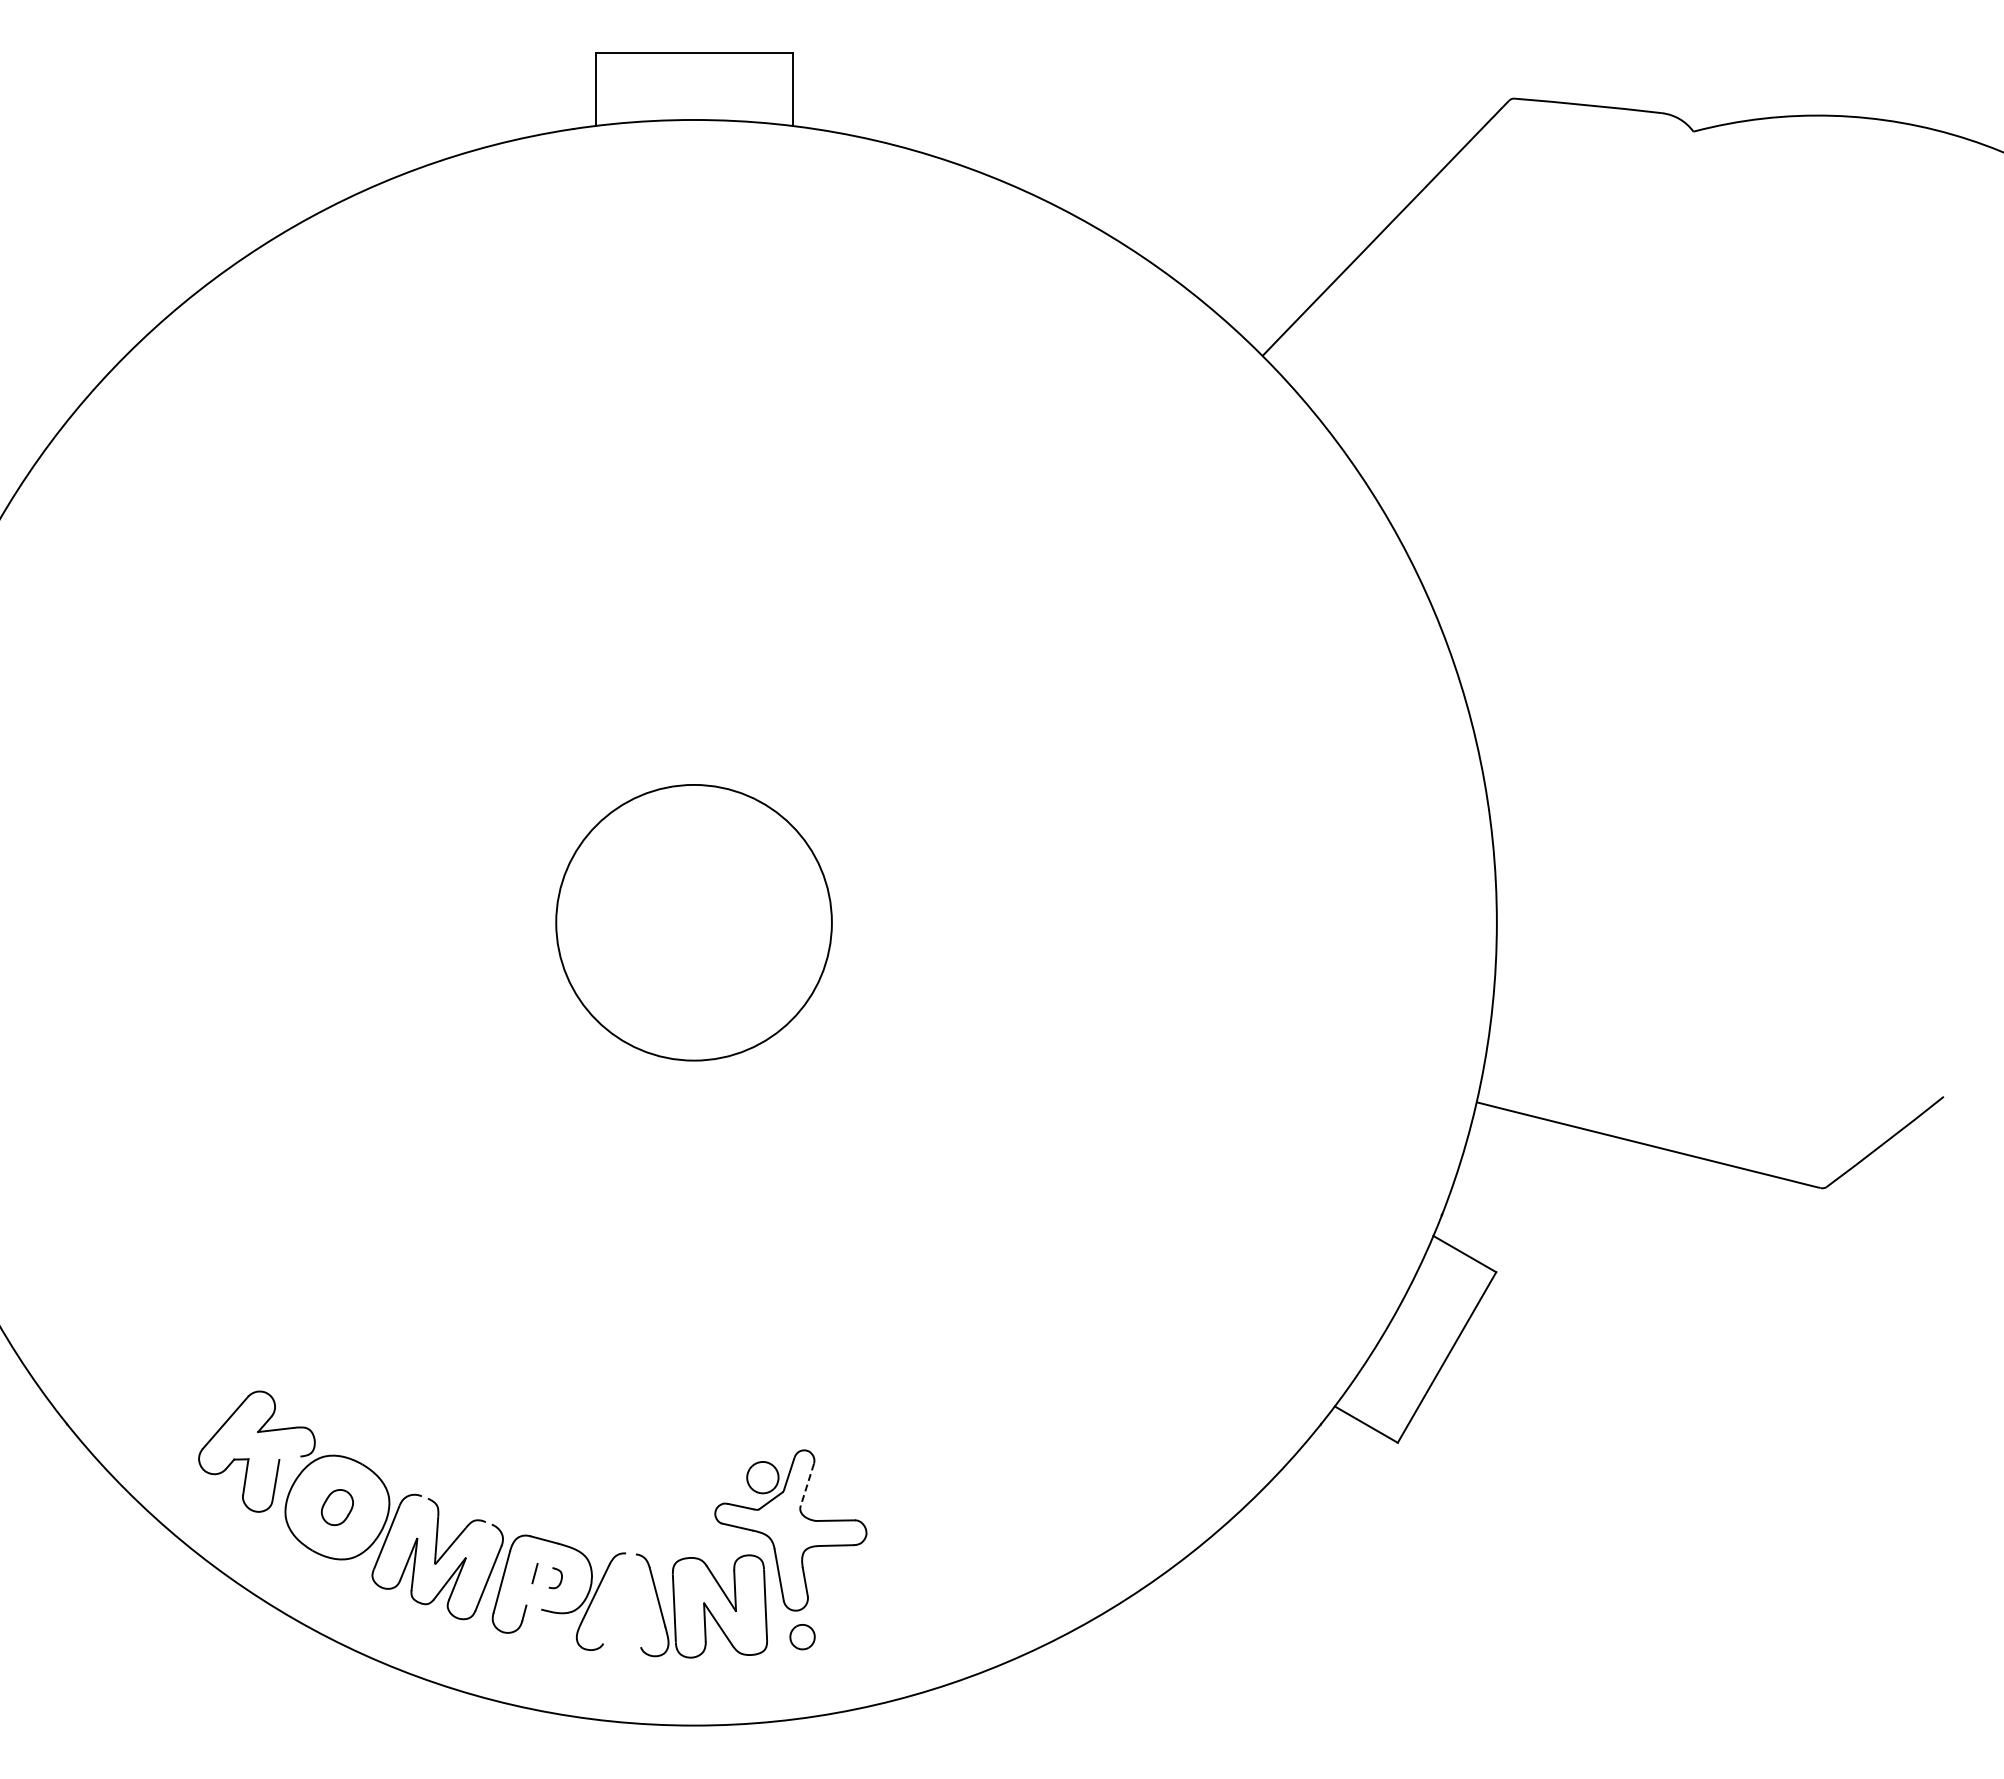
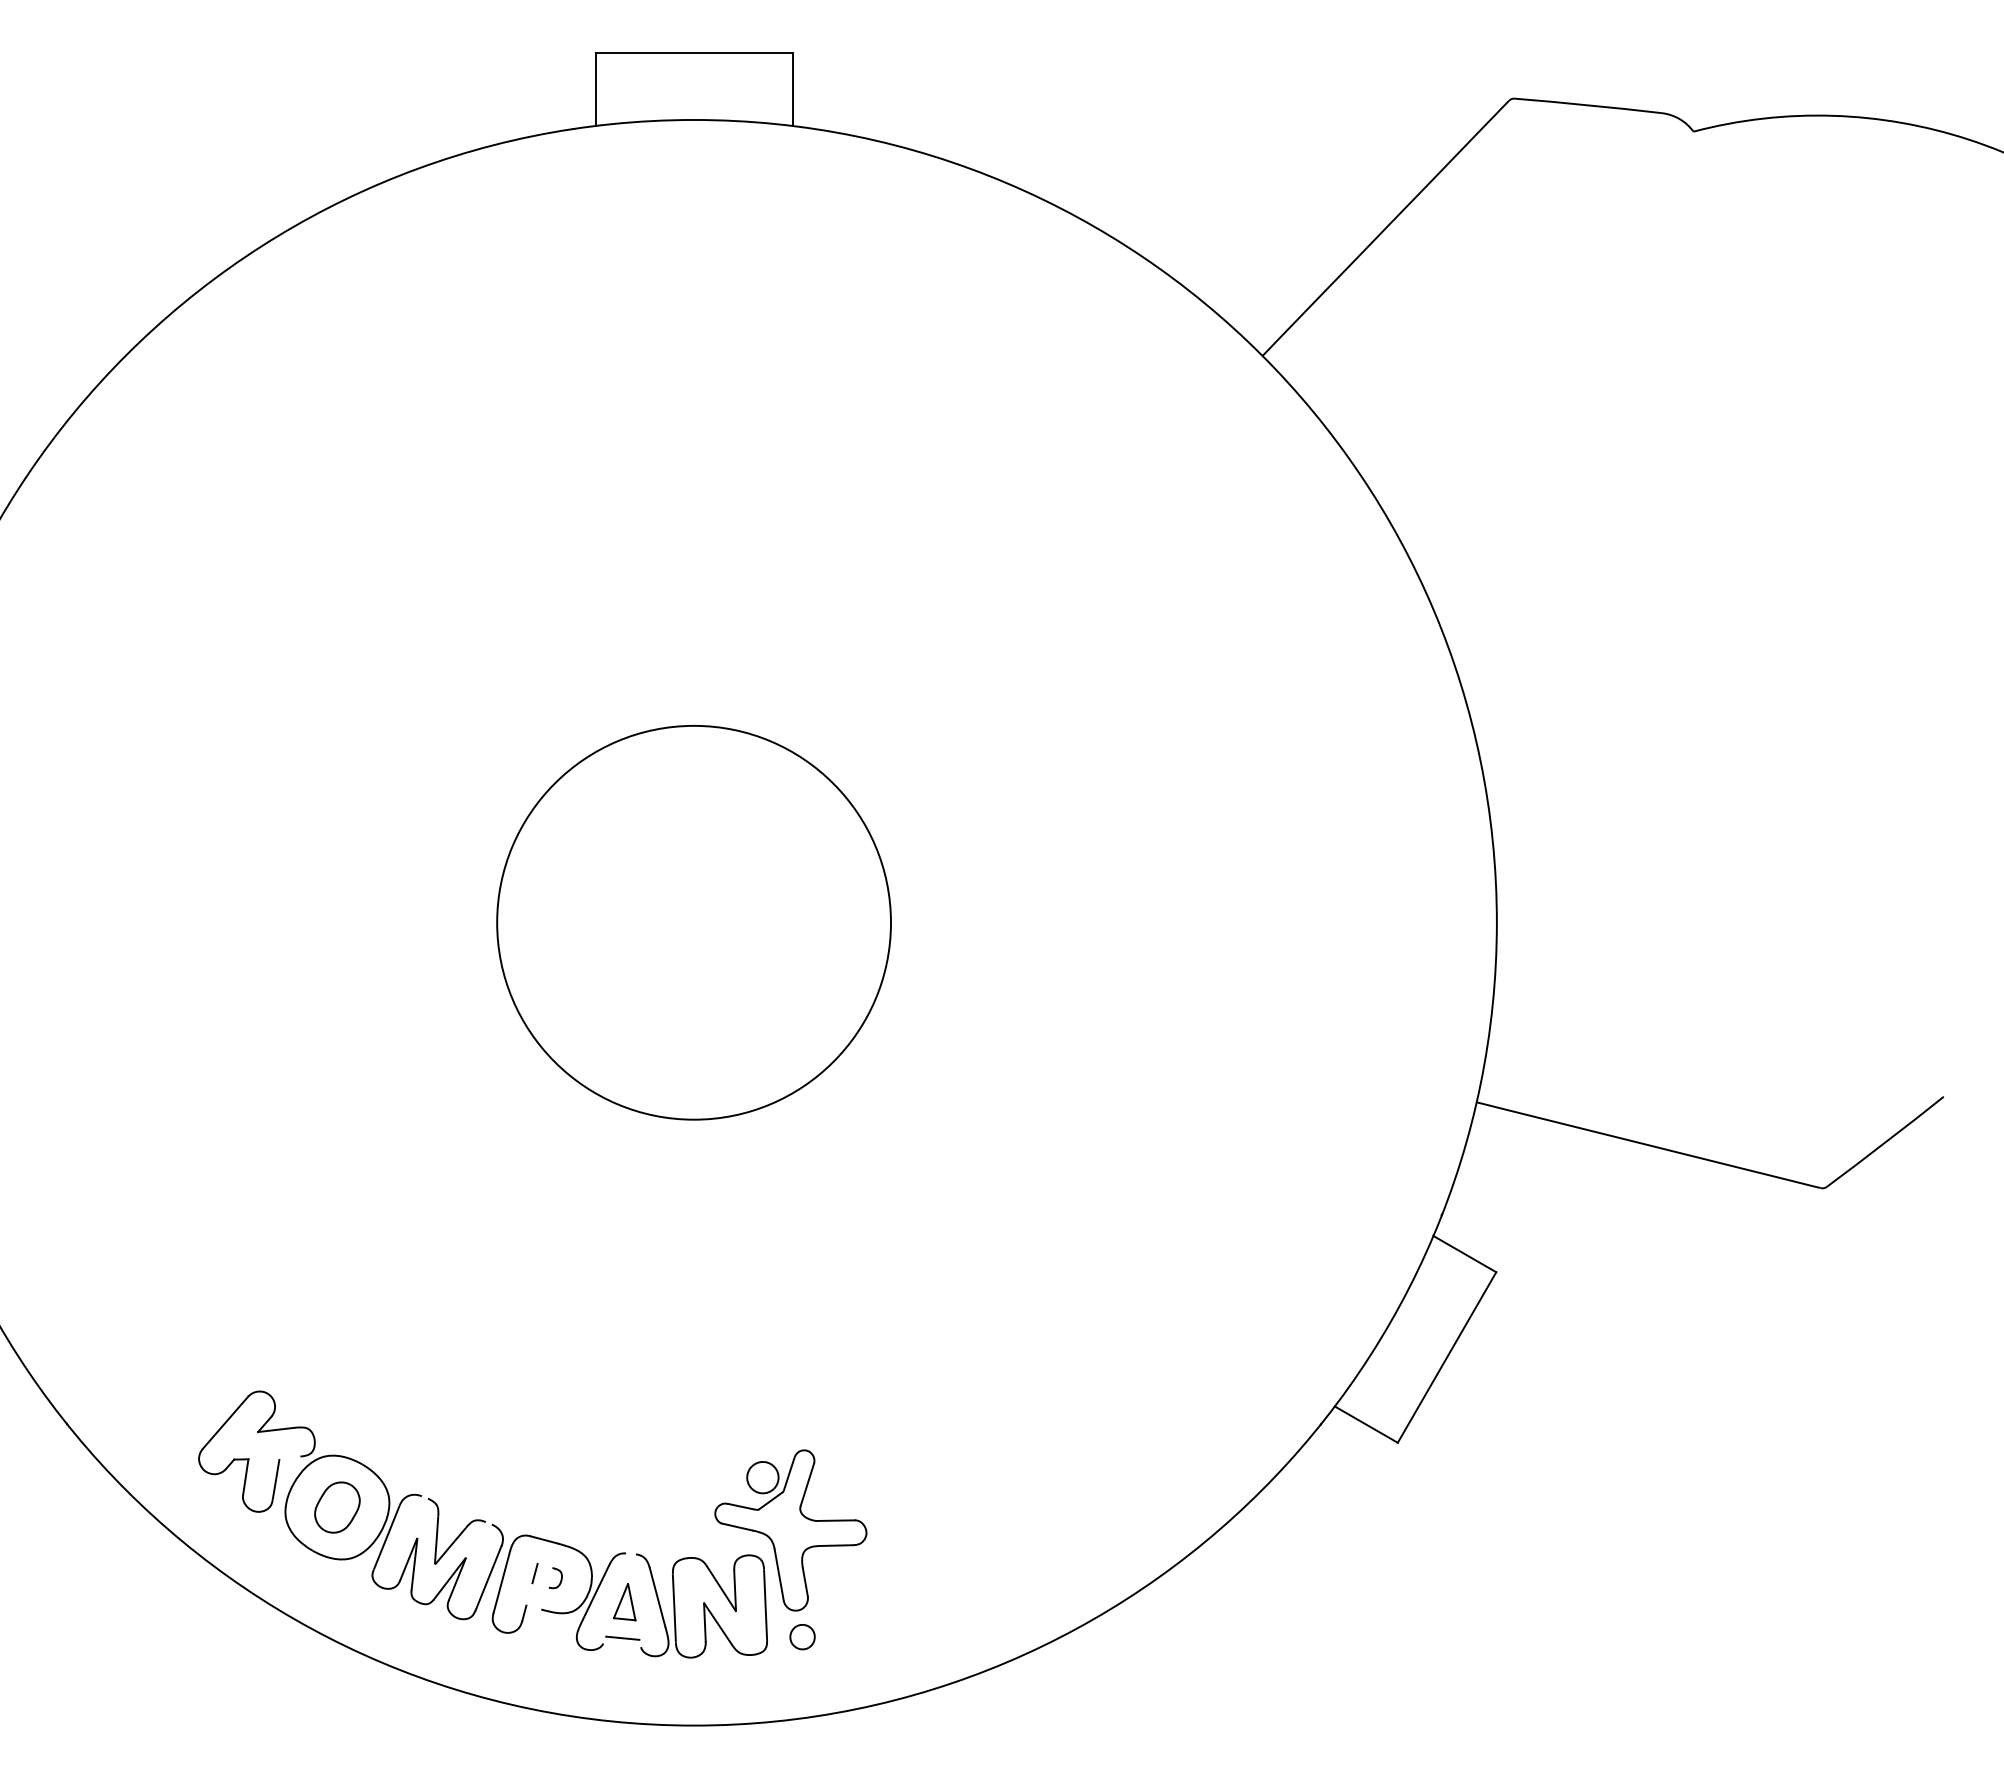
circle diameter: 276 px -> 394 px (694, 922)
line: dashed -> solid (807, 1484)
part size: 34x38 px -> 47x53 px (337, 1507)
part: none -> present (624, 1602)
line: none -> present (622, 1637)
